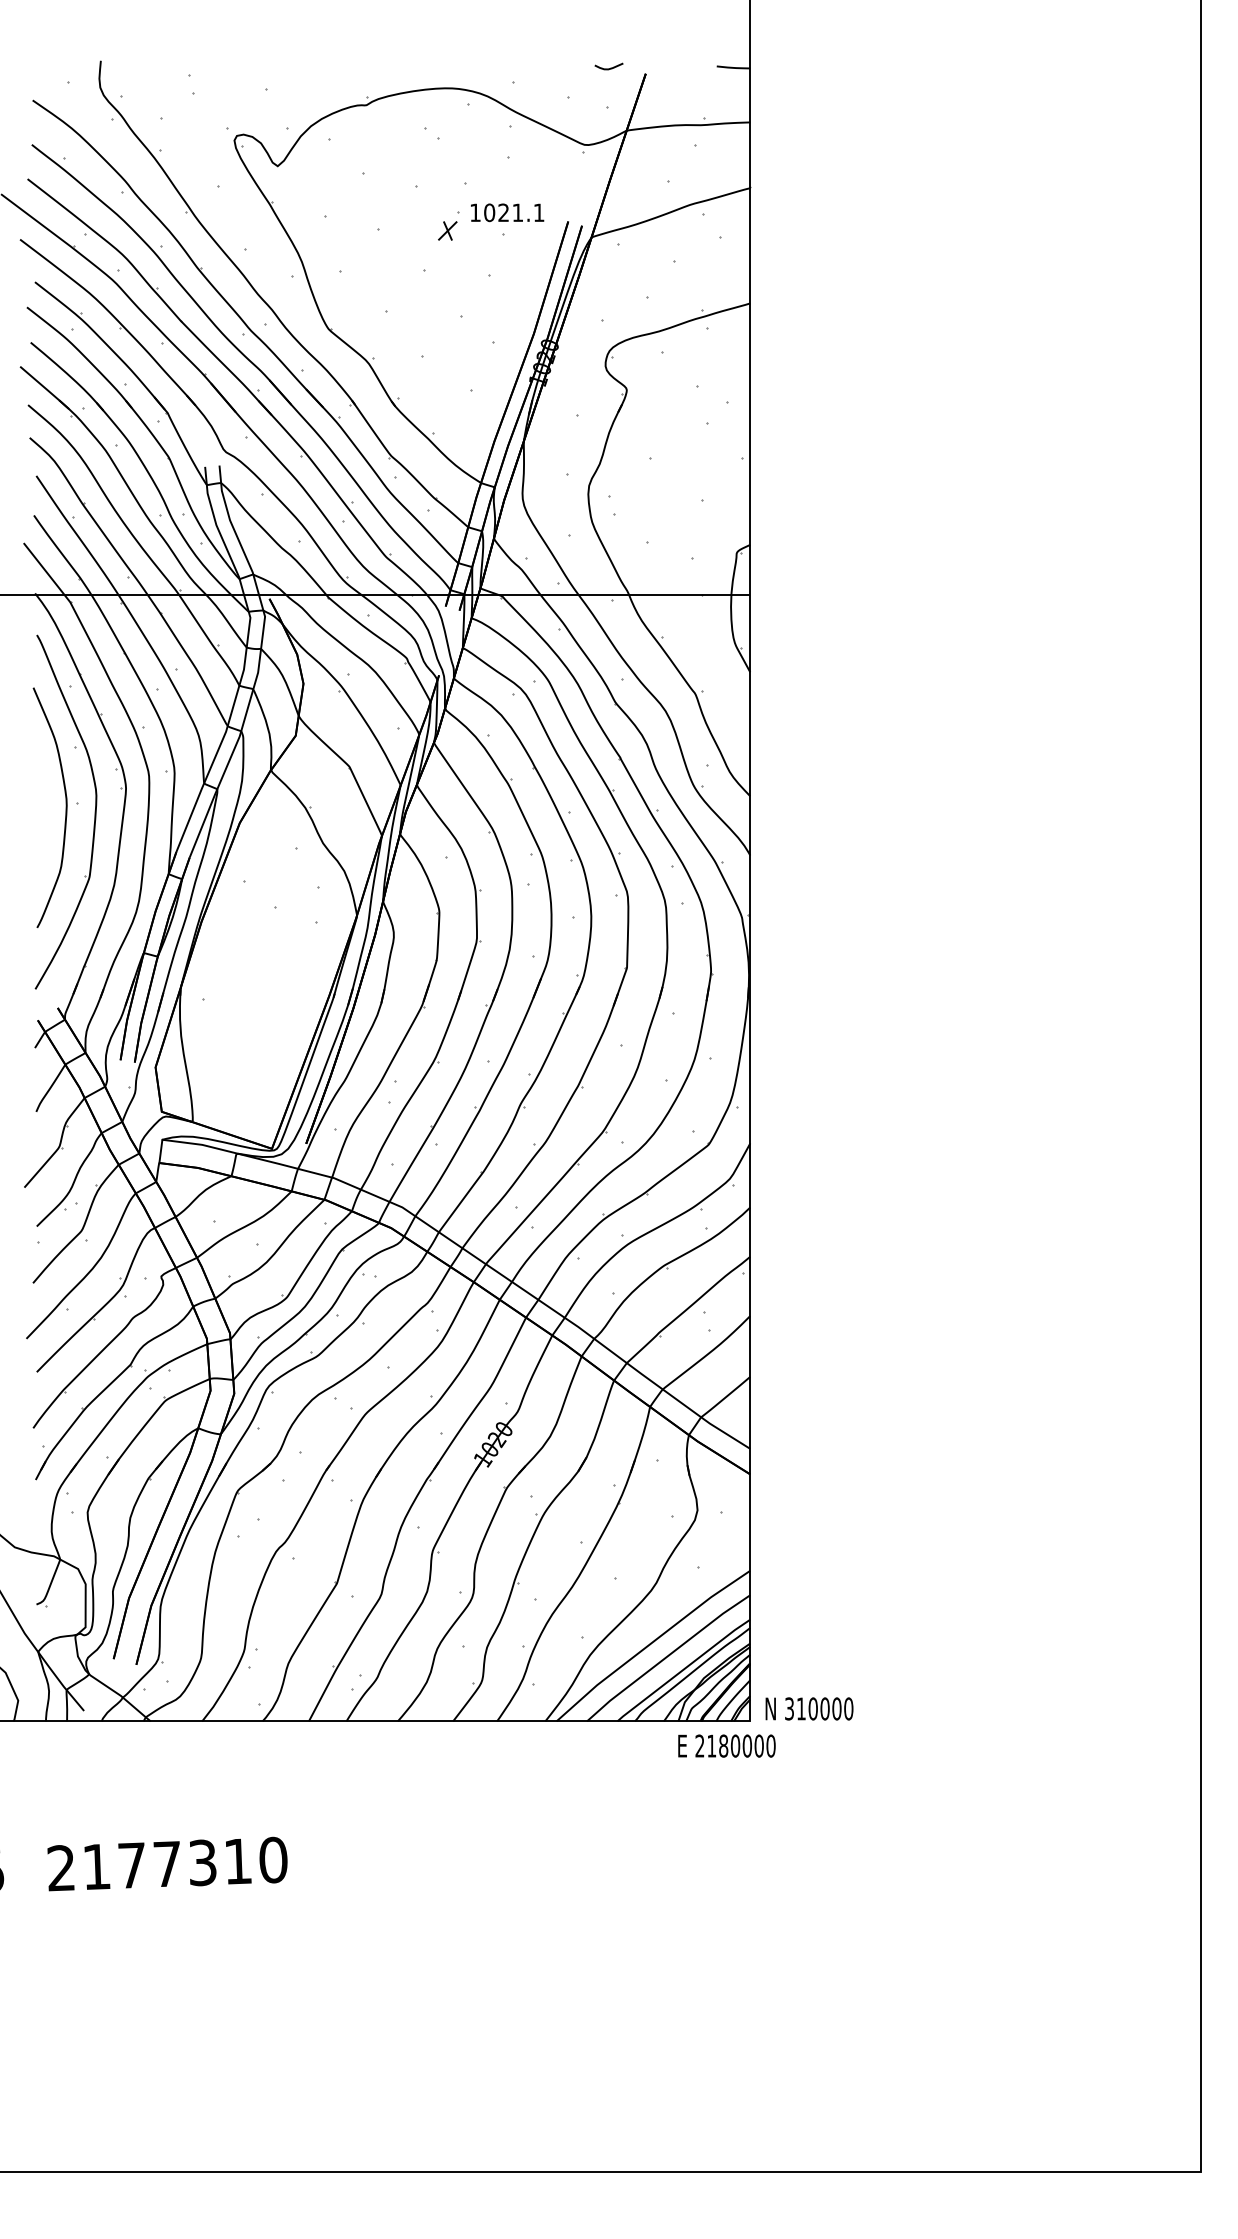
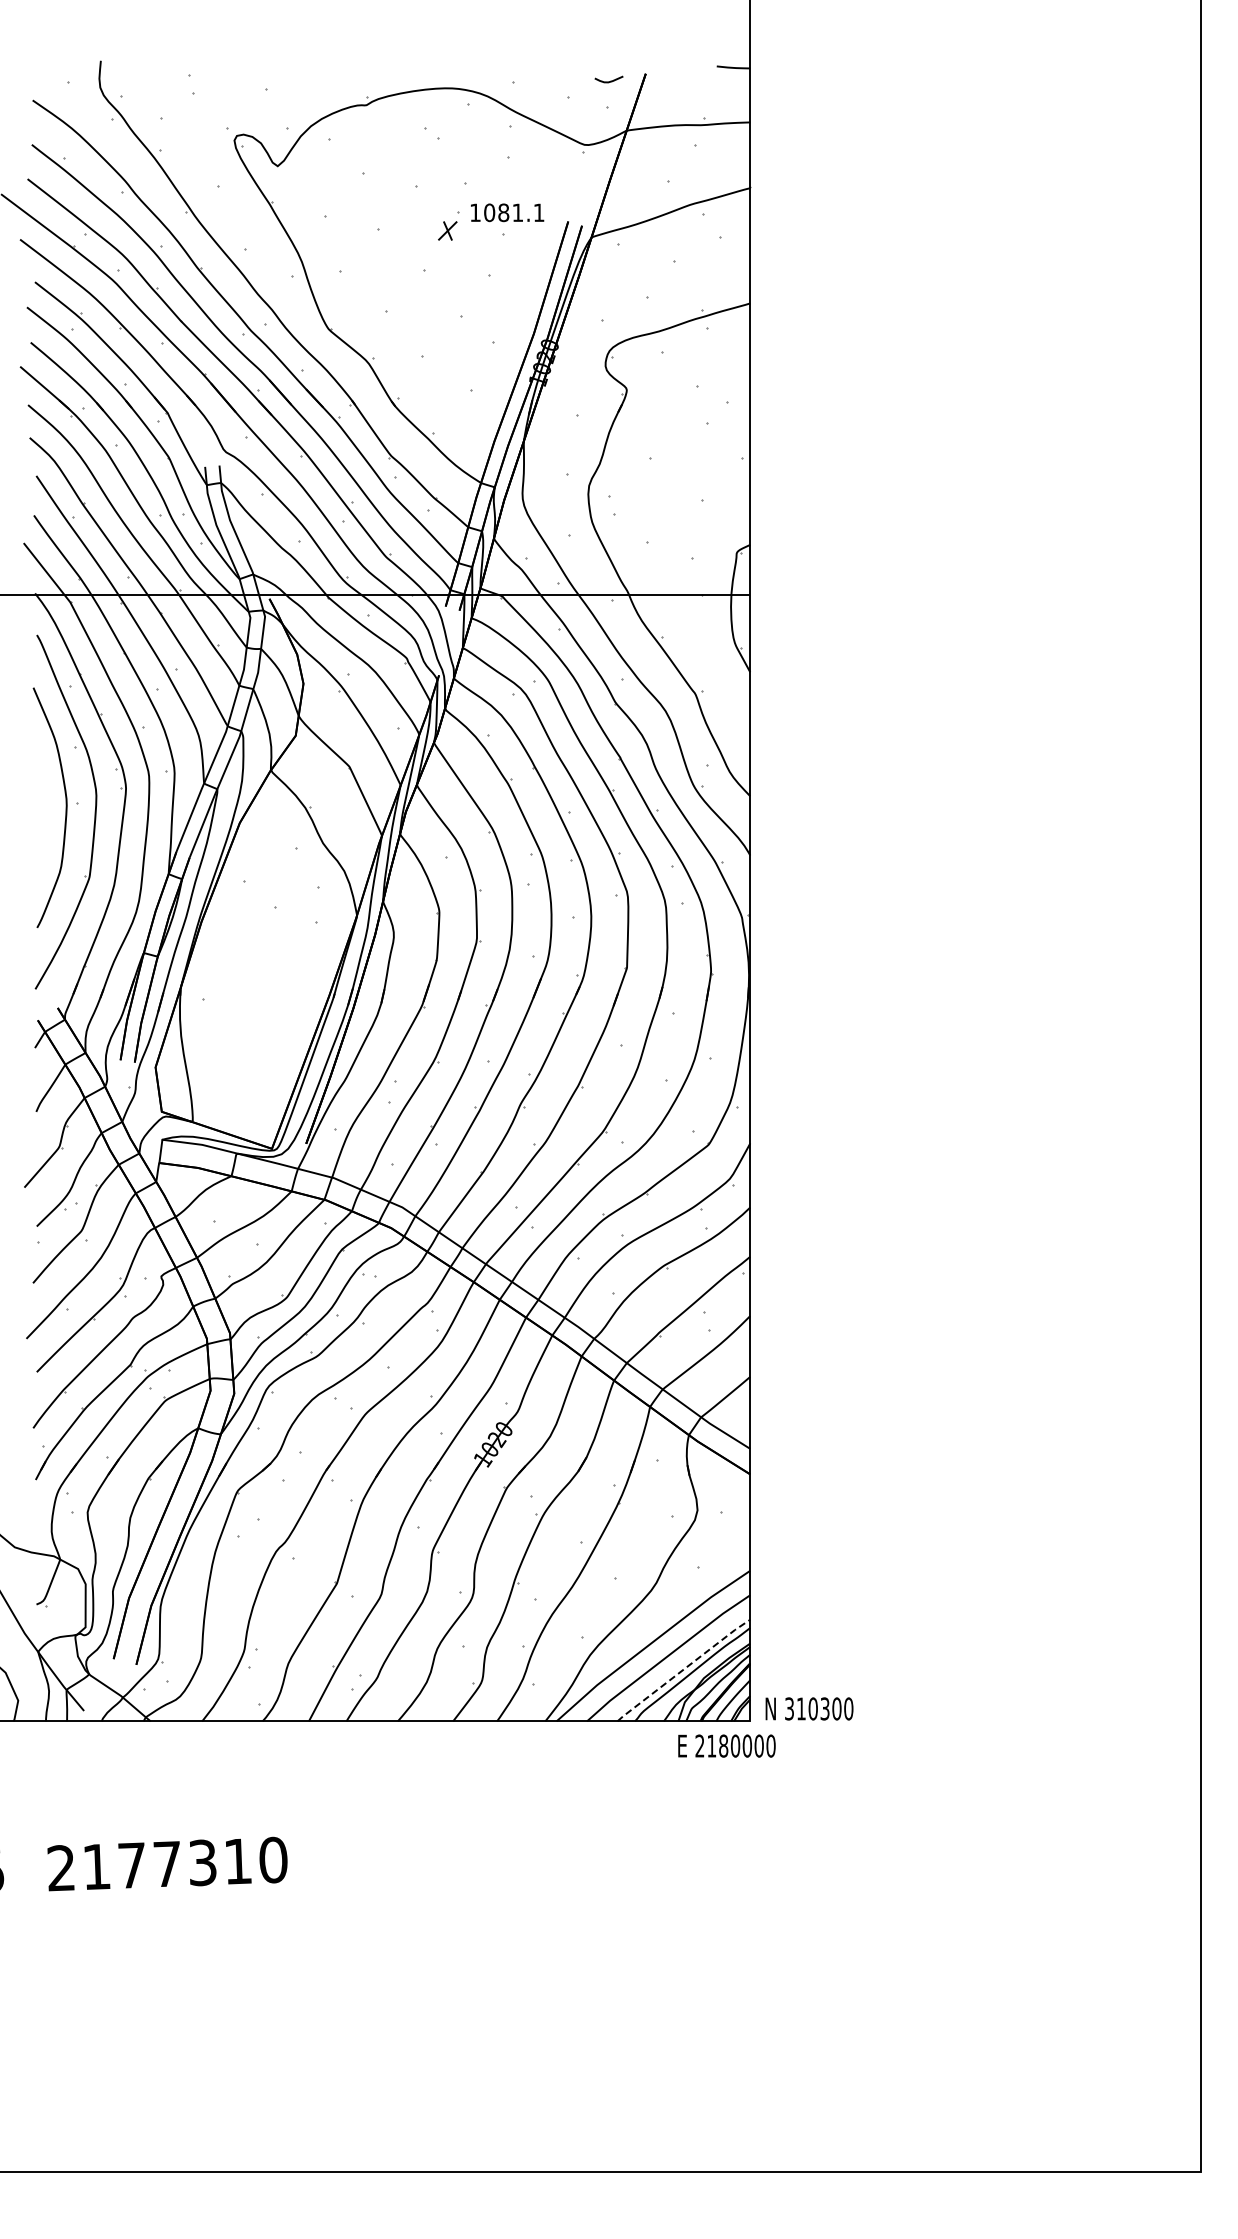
curve position: (608, 68) -> (608, 81) (608, 81)
text: 1021.1 -> 1081.1 (503, 212)
line: solid -> dashed (683, 1669)
text: 310000 -> 310300 (824, 1708)
